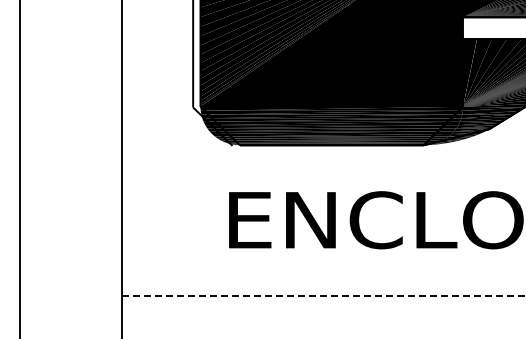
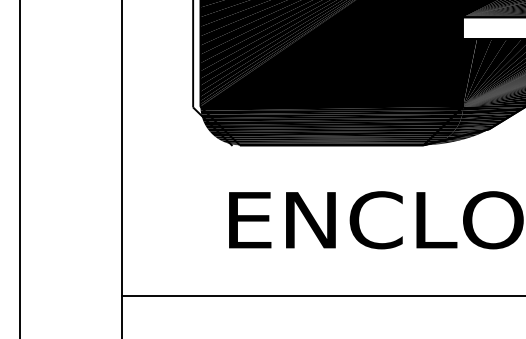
line: dashed -> solid (323, 295)
